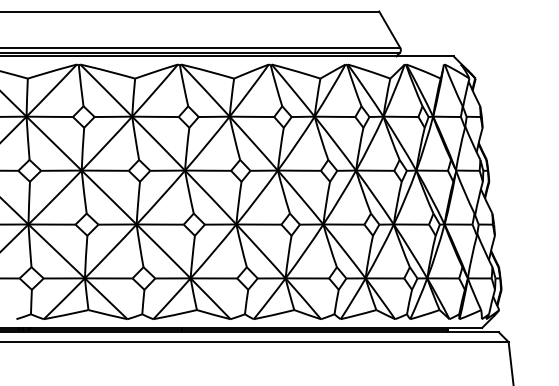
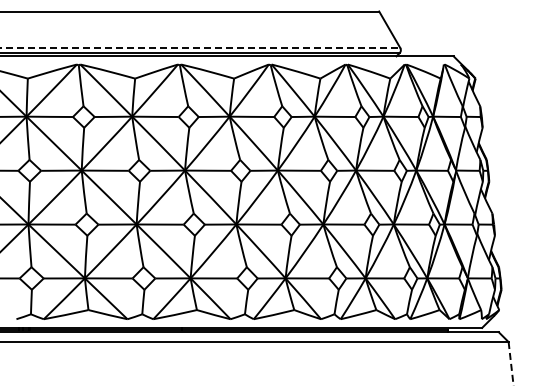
line: solid -> dashed (200, 48)
line: solid -> dashed (511, 363)
